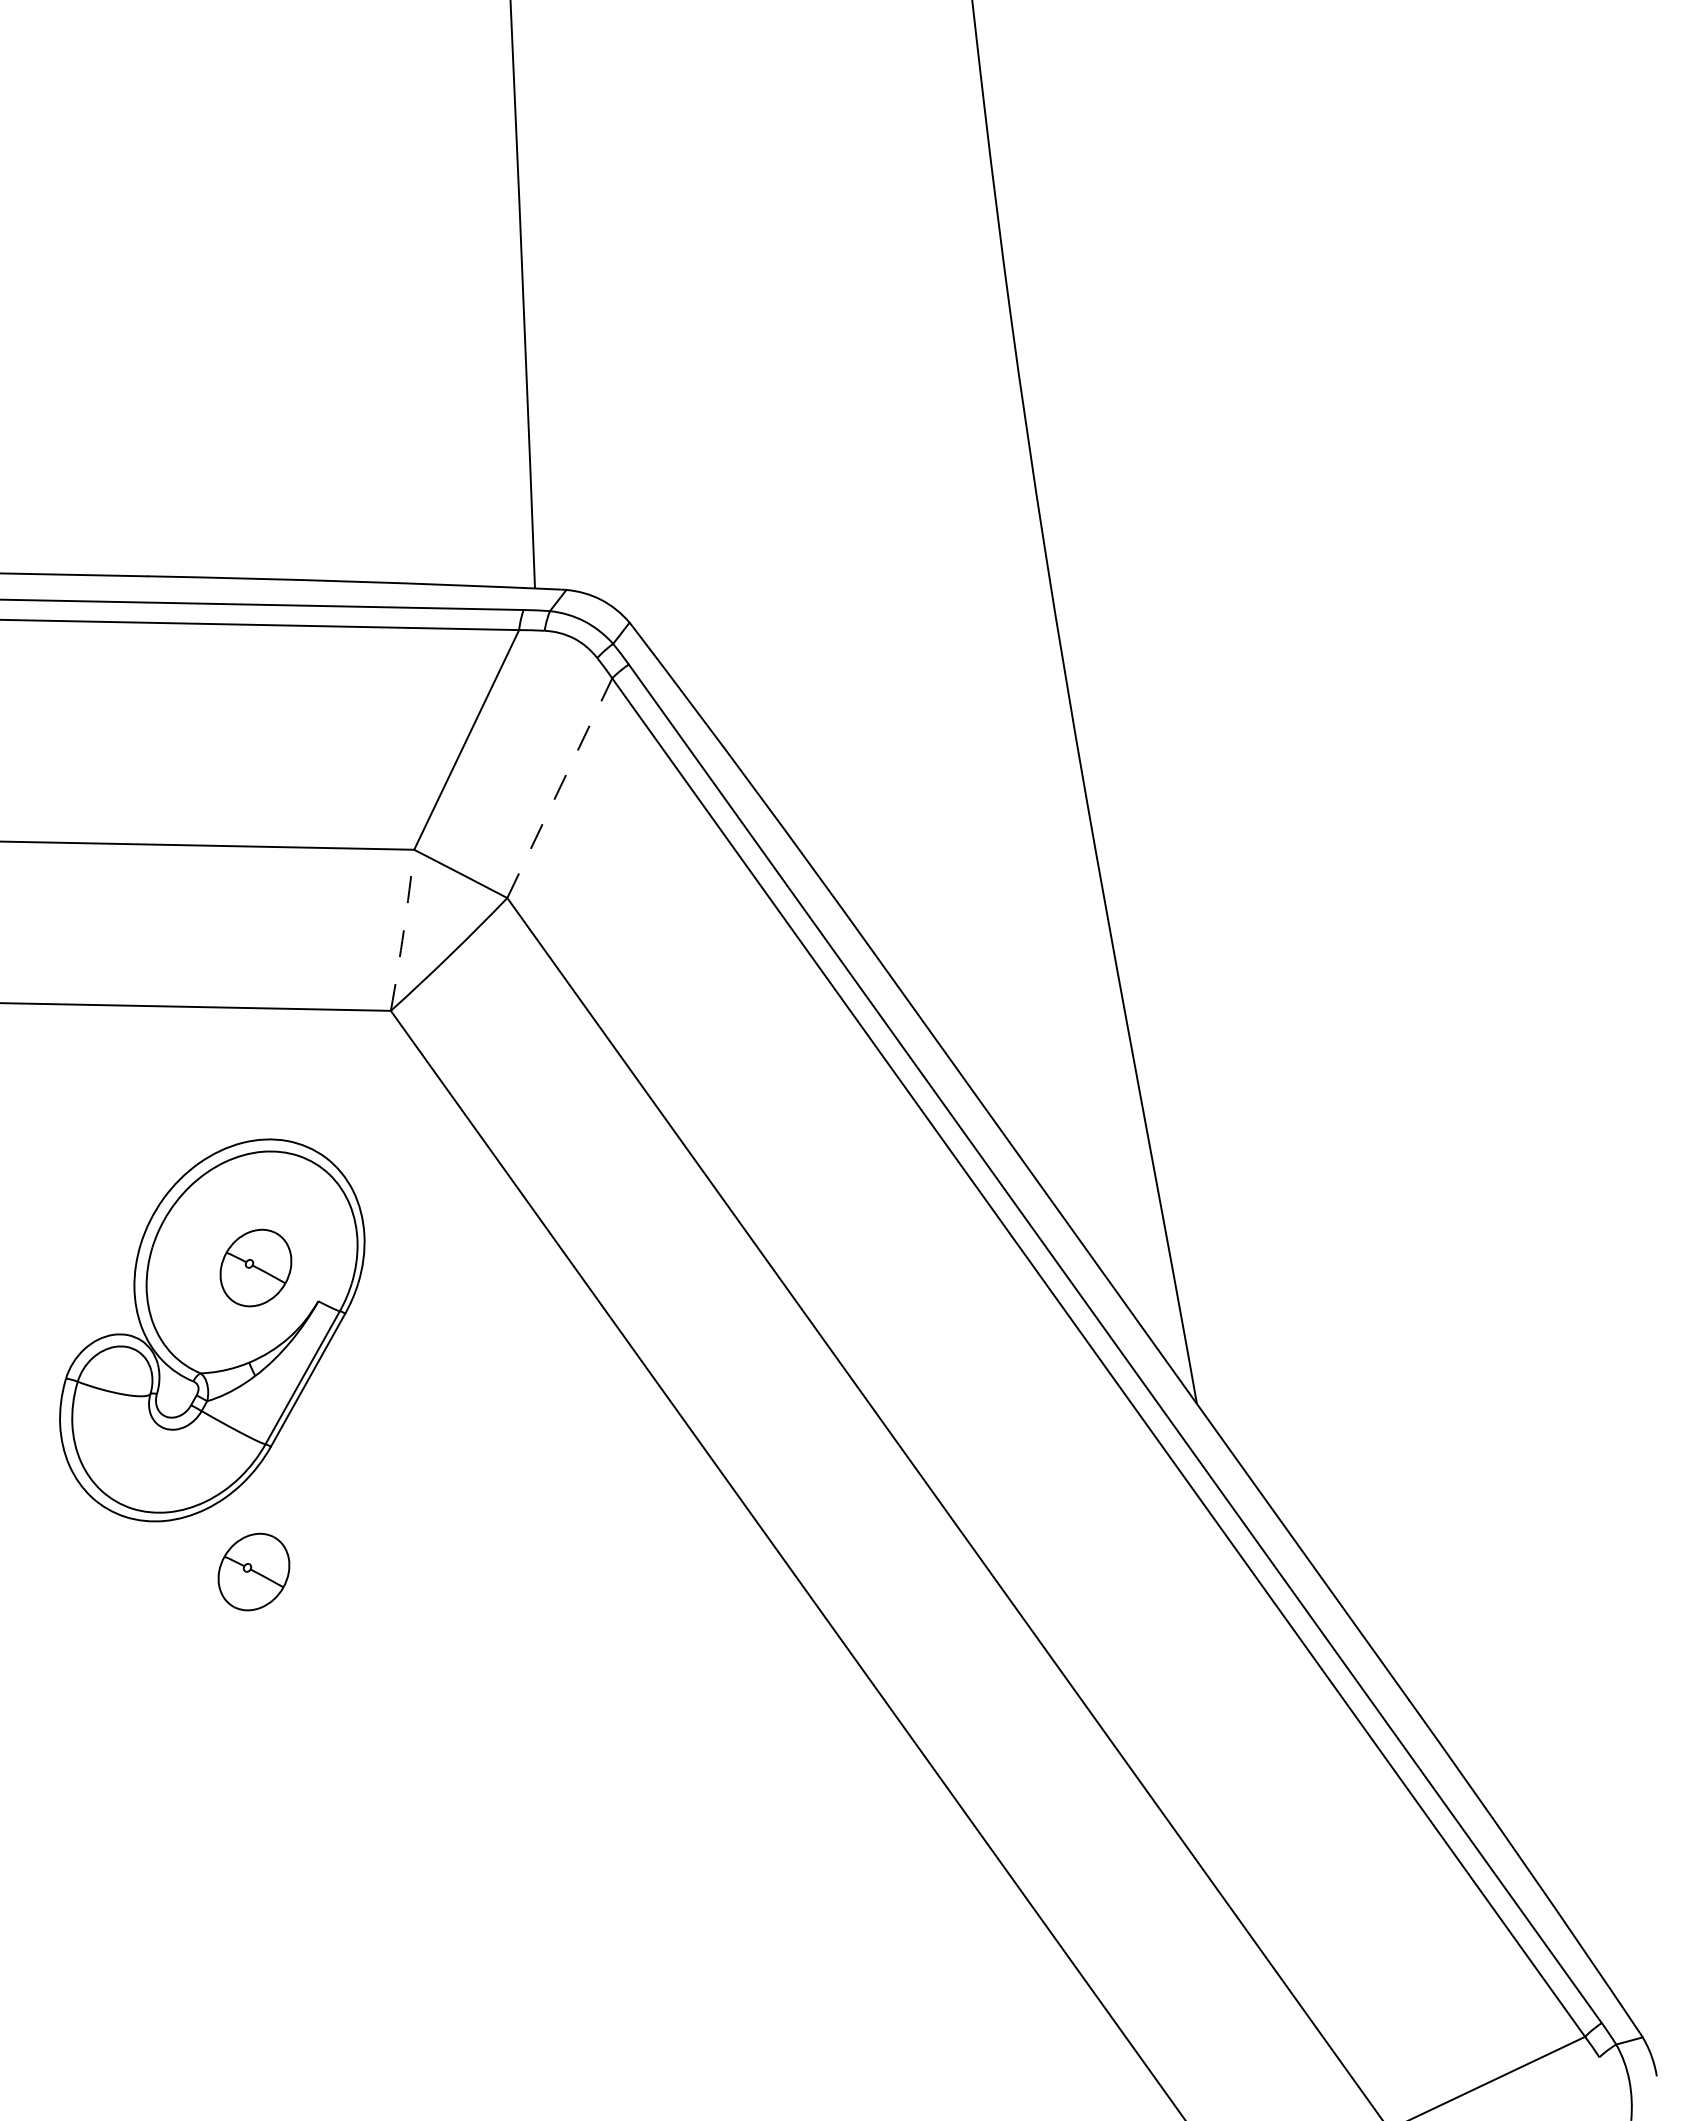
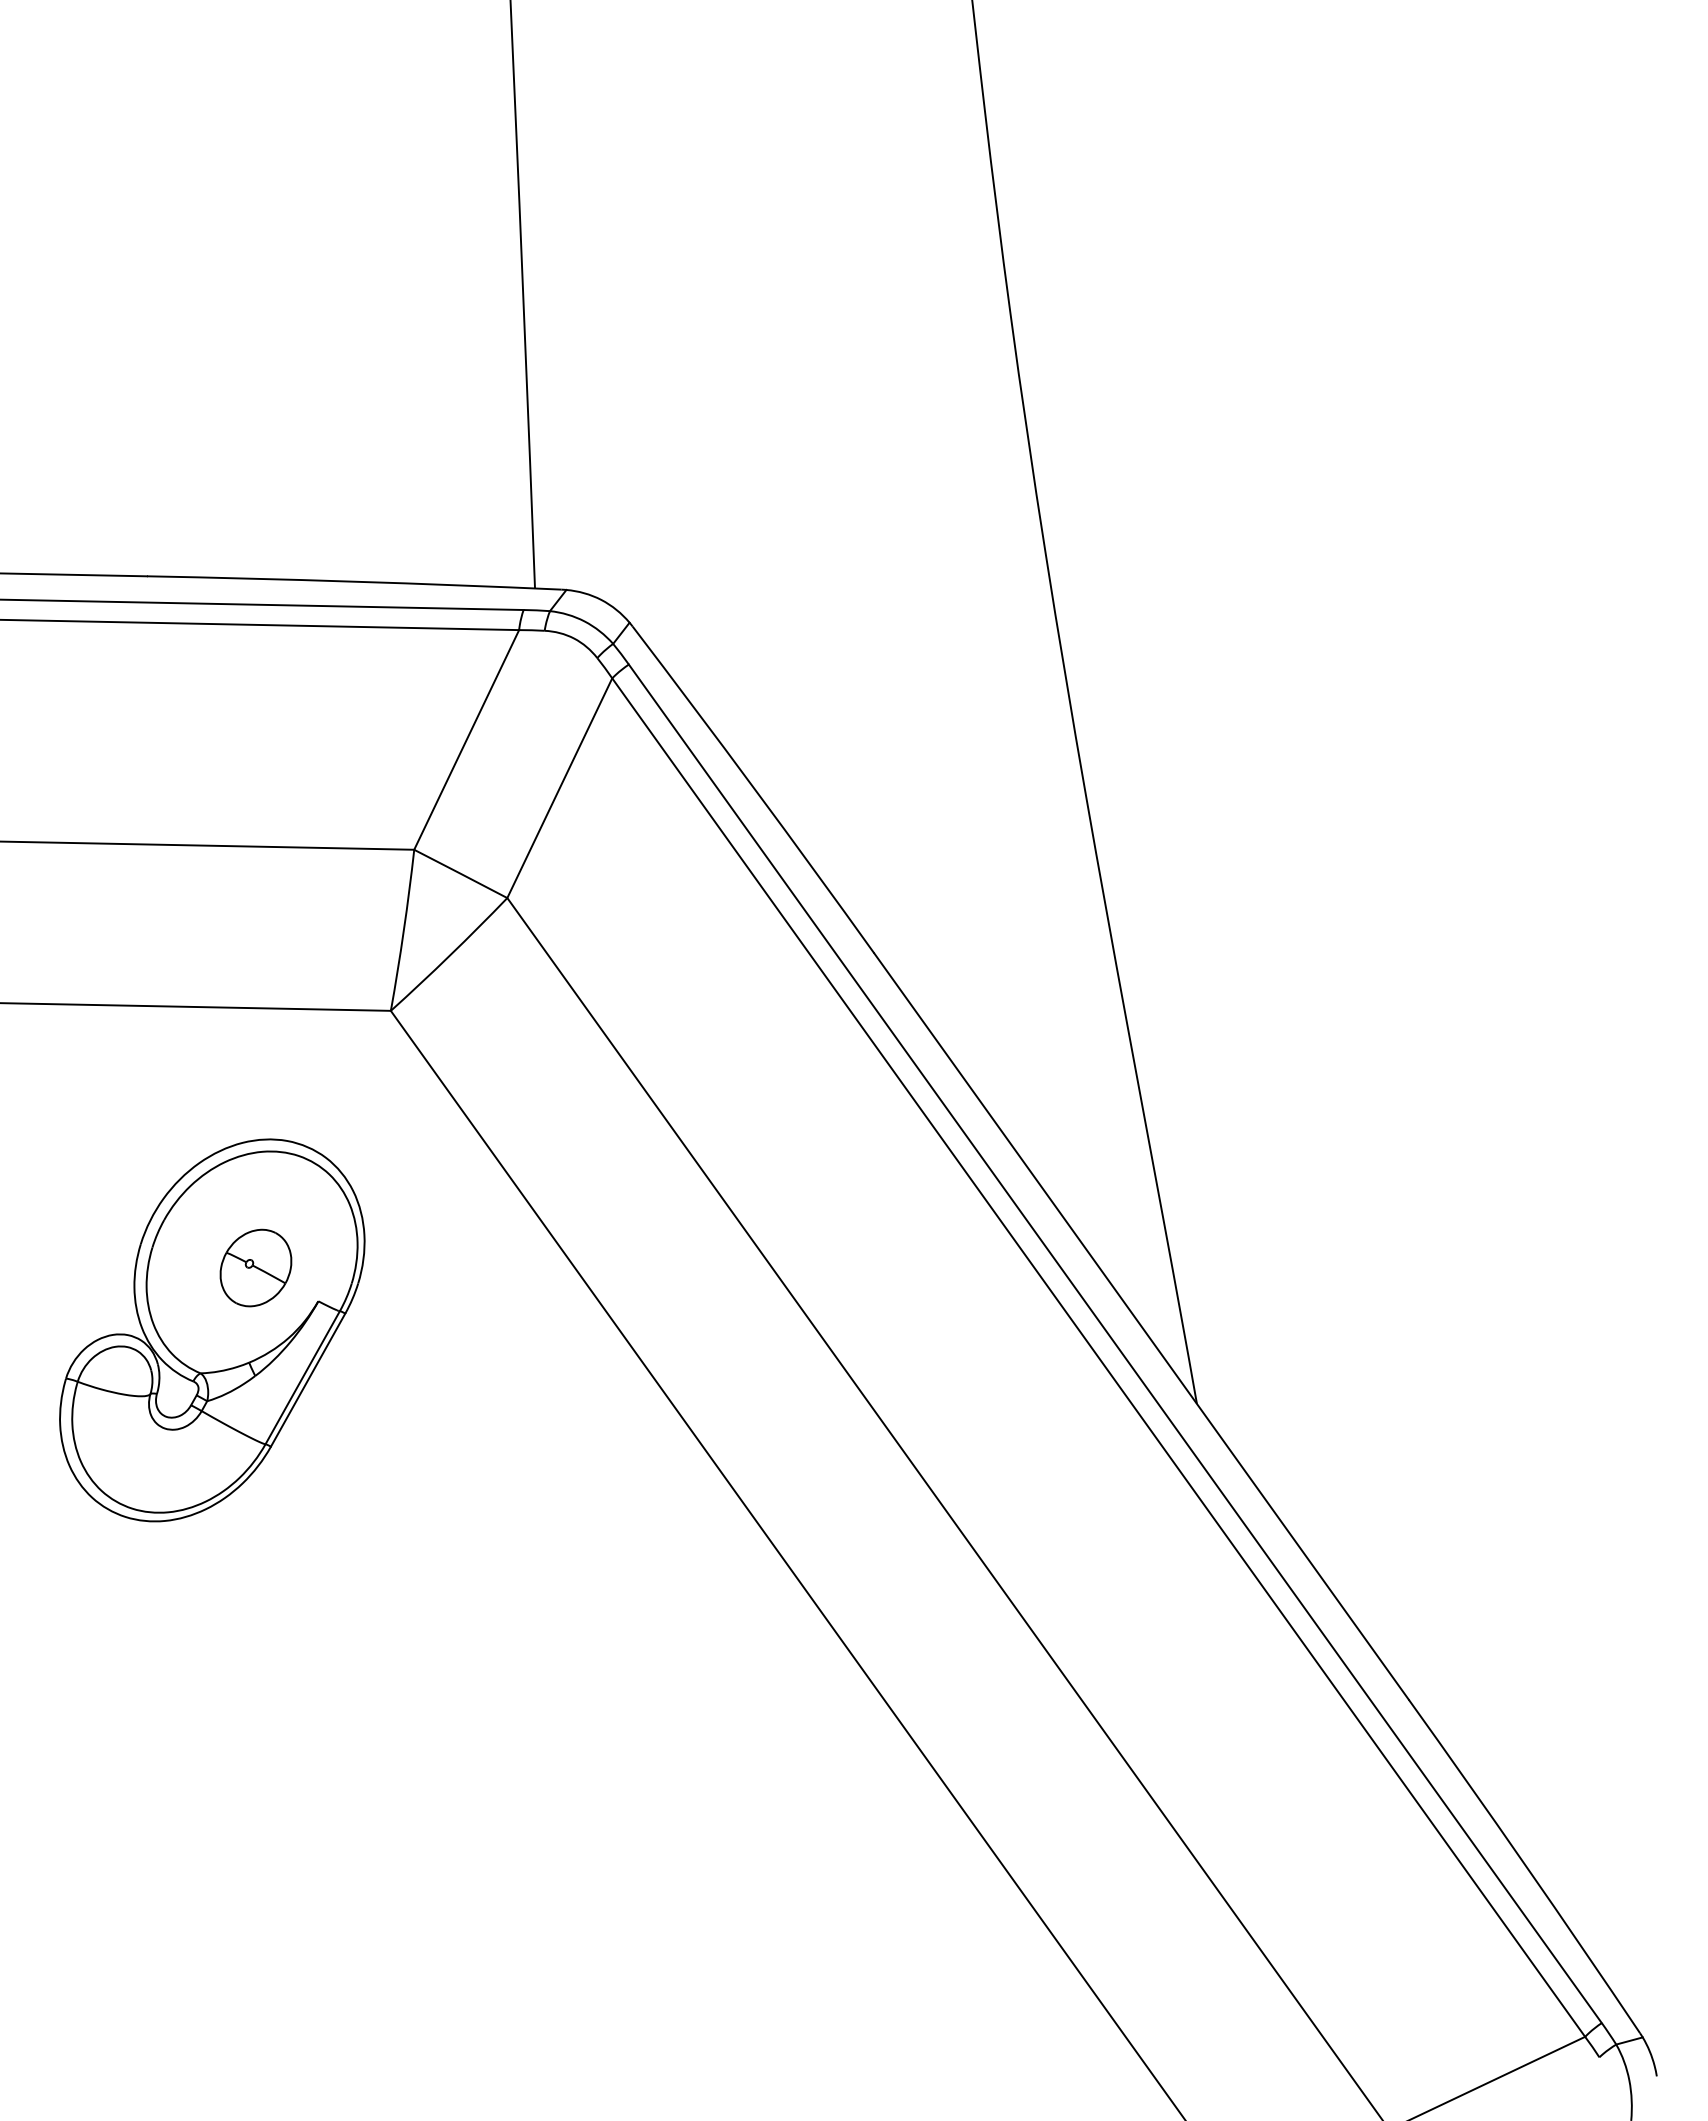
line: dashed -> solid (559, 788)
arc: dashed -> solid (403, 930)
part: present -> none (253, 1571)
